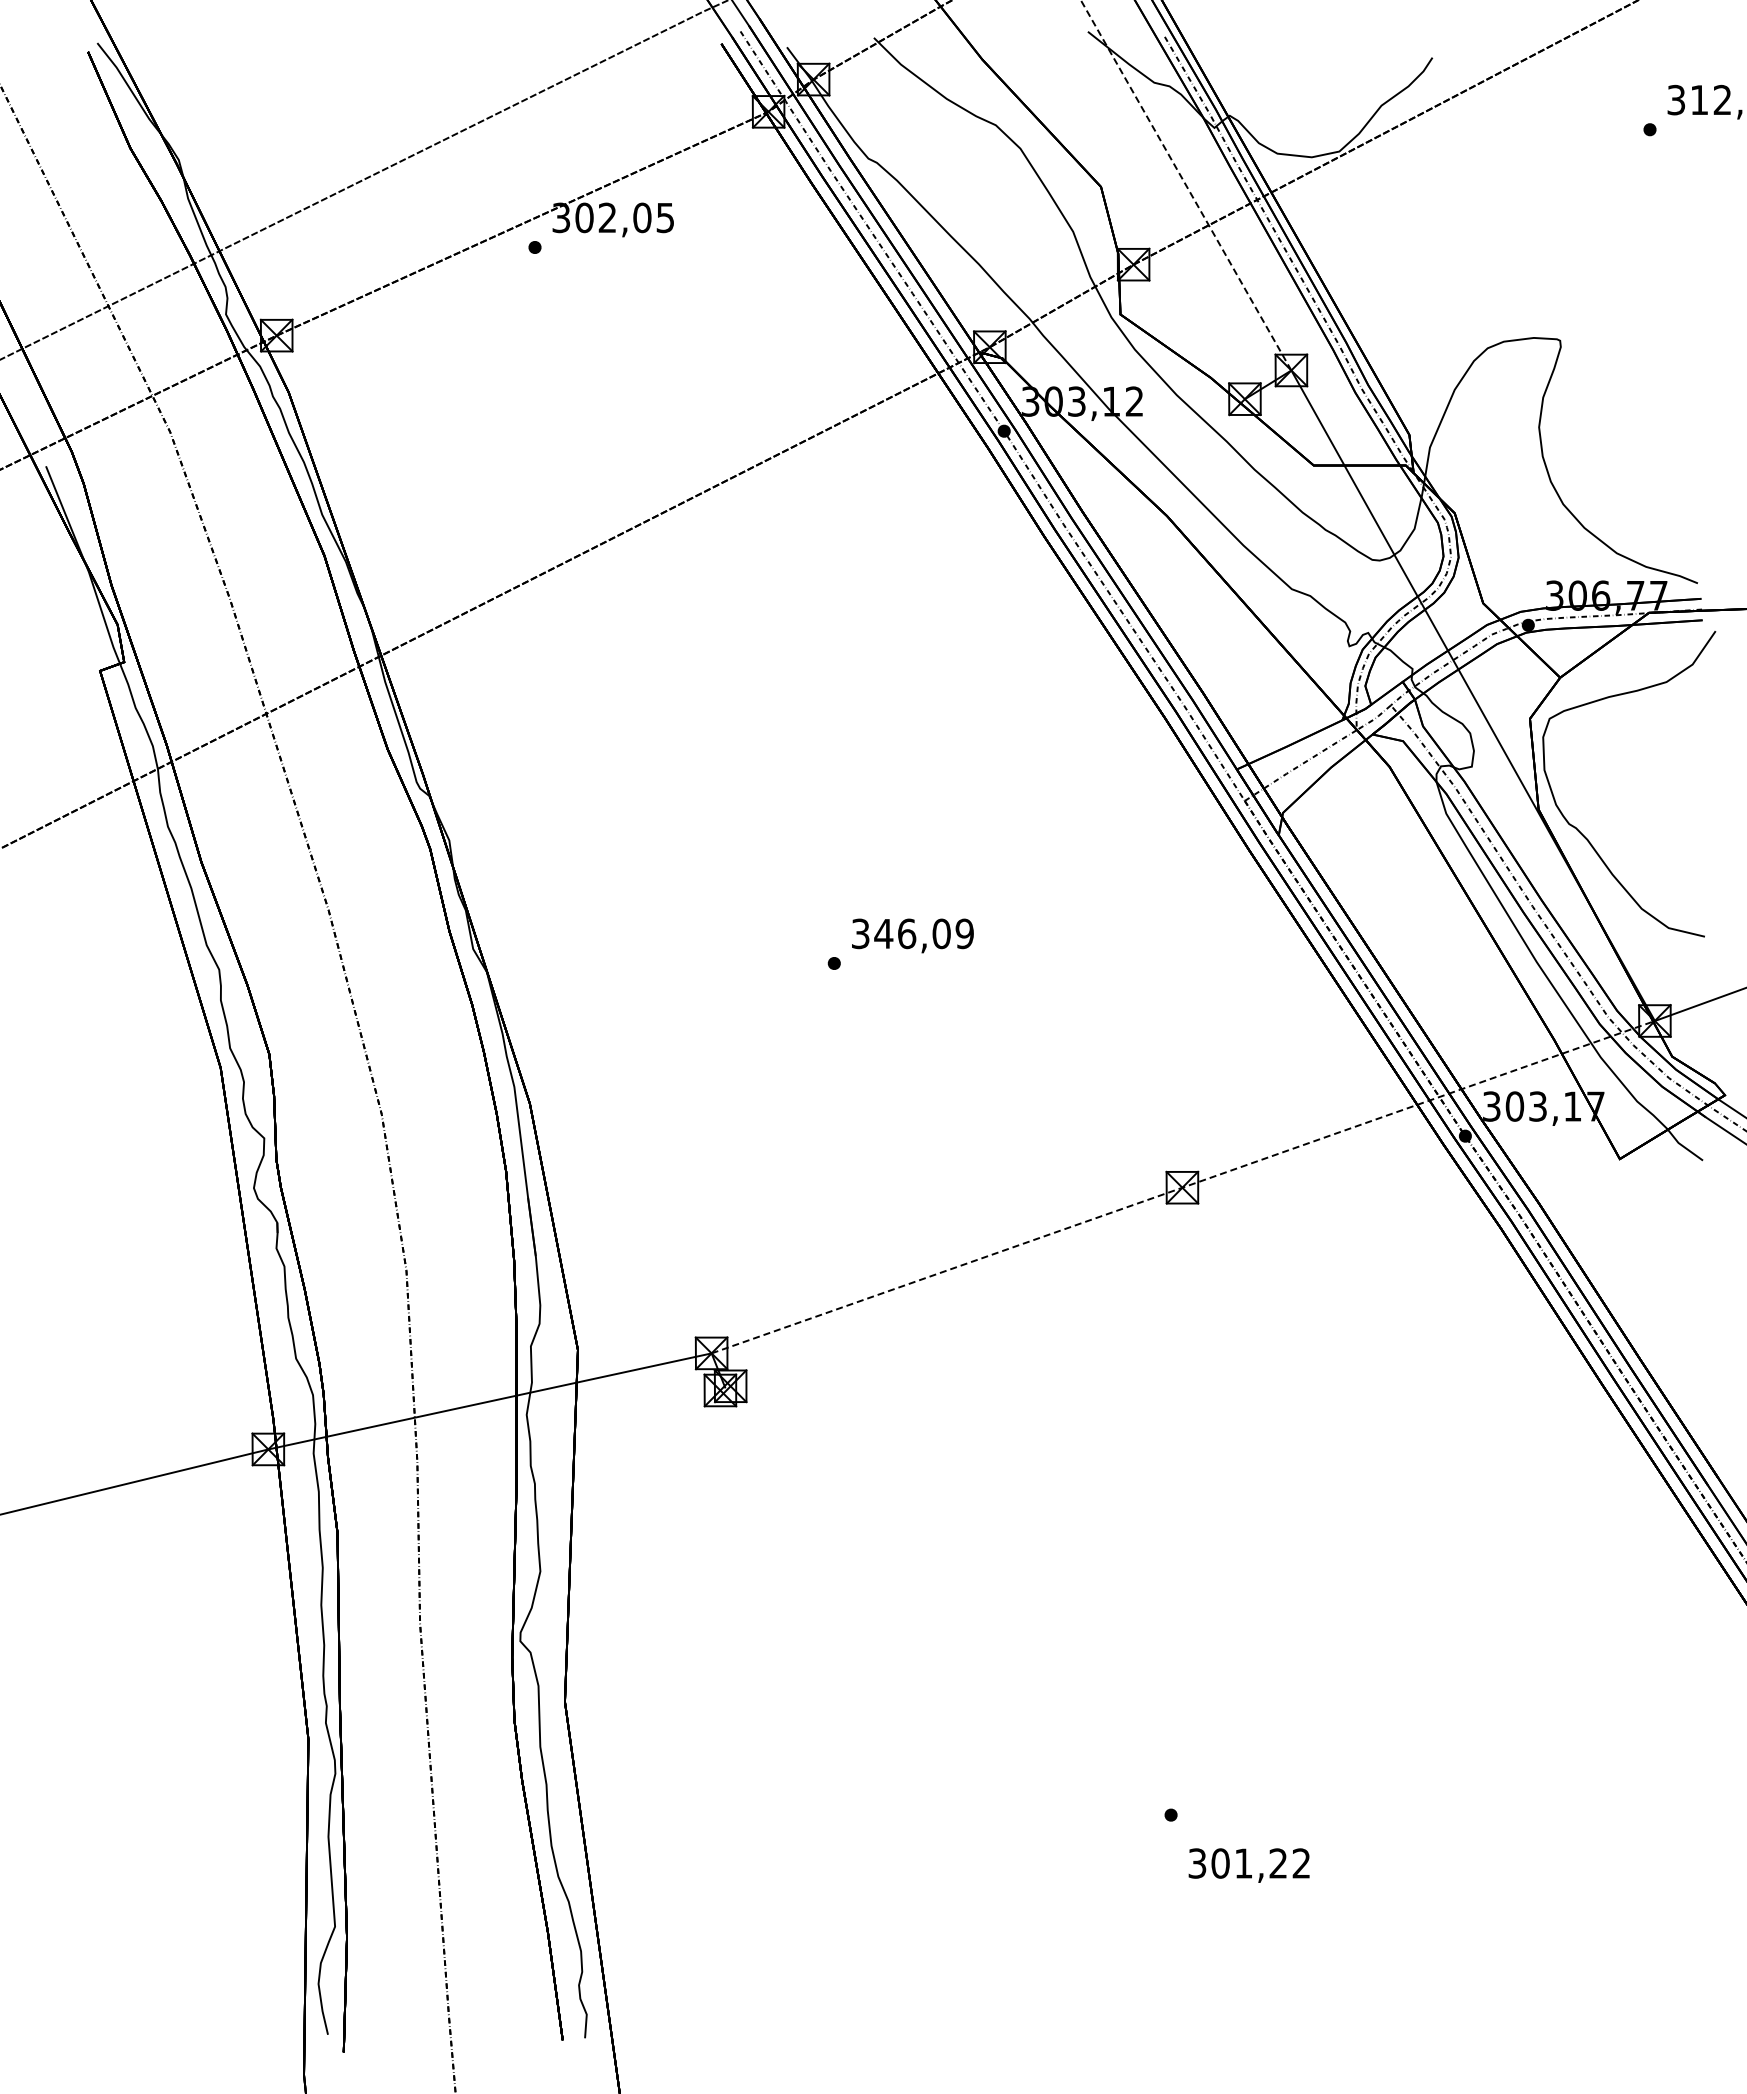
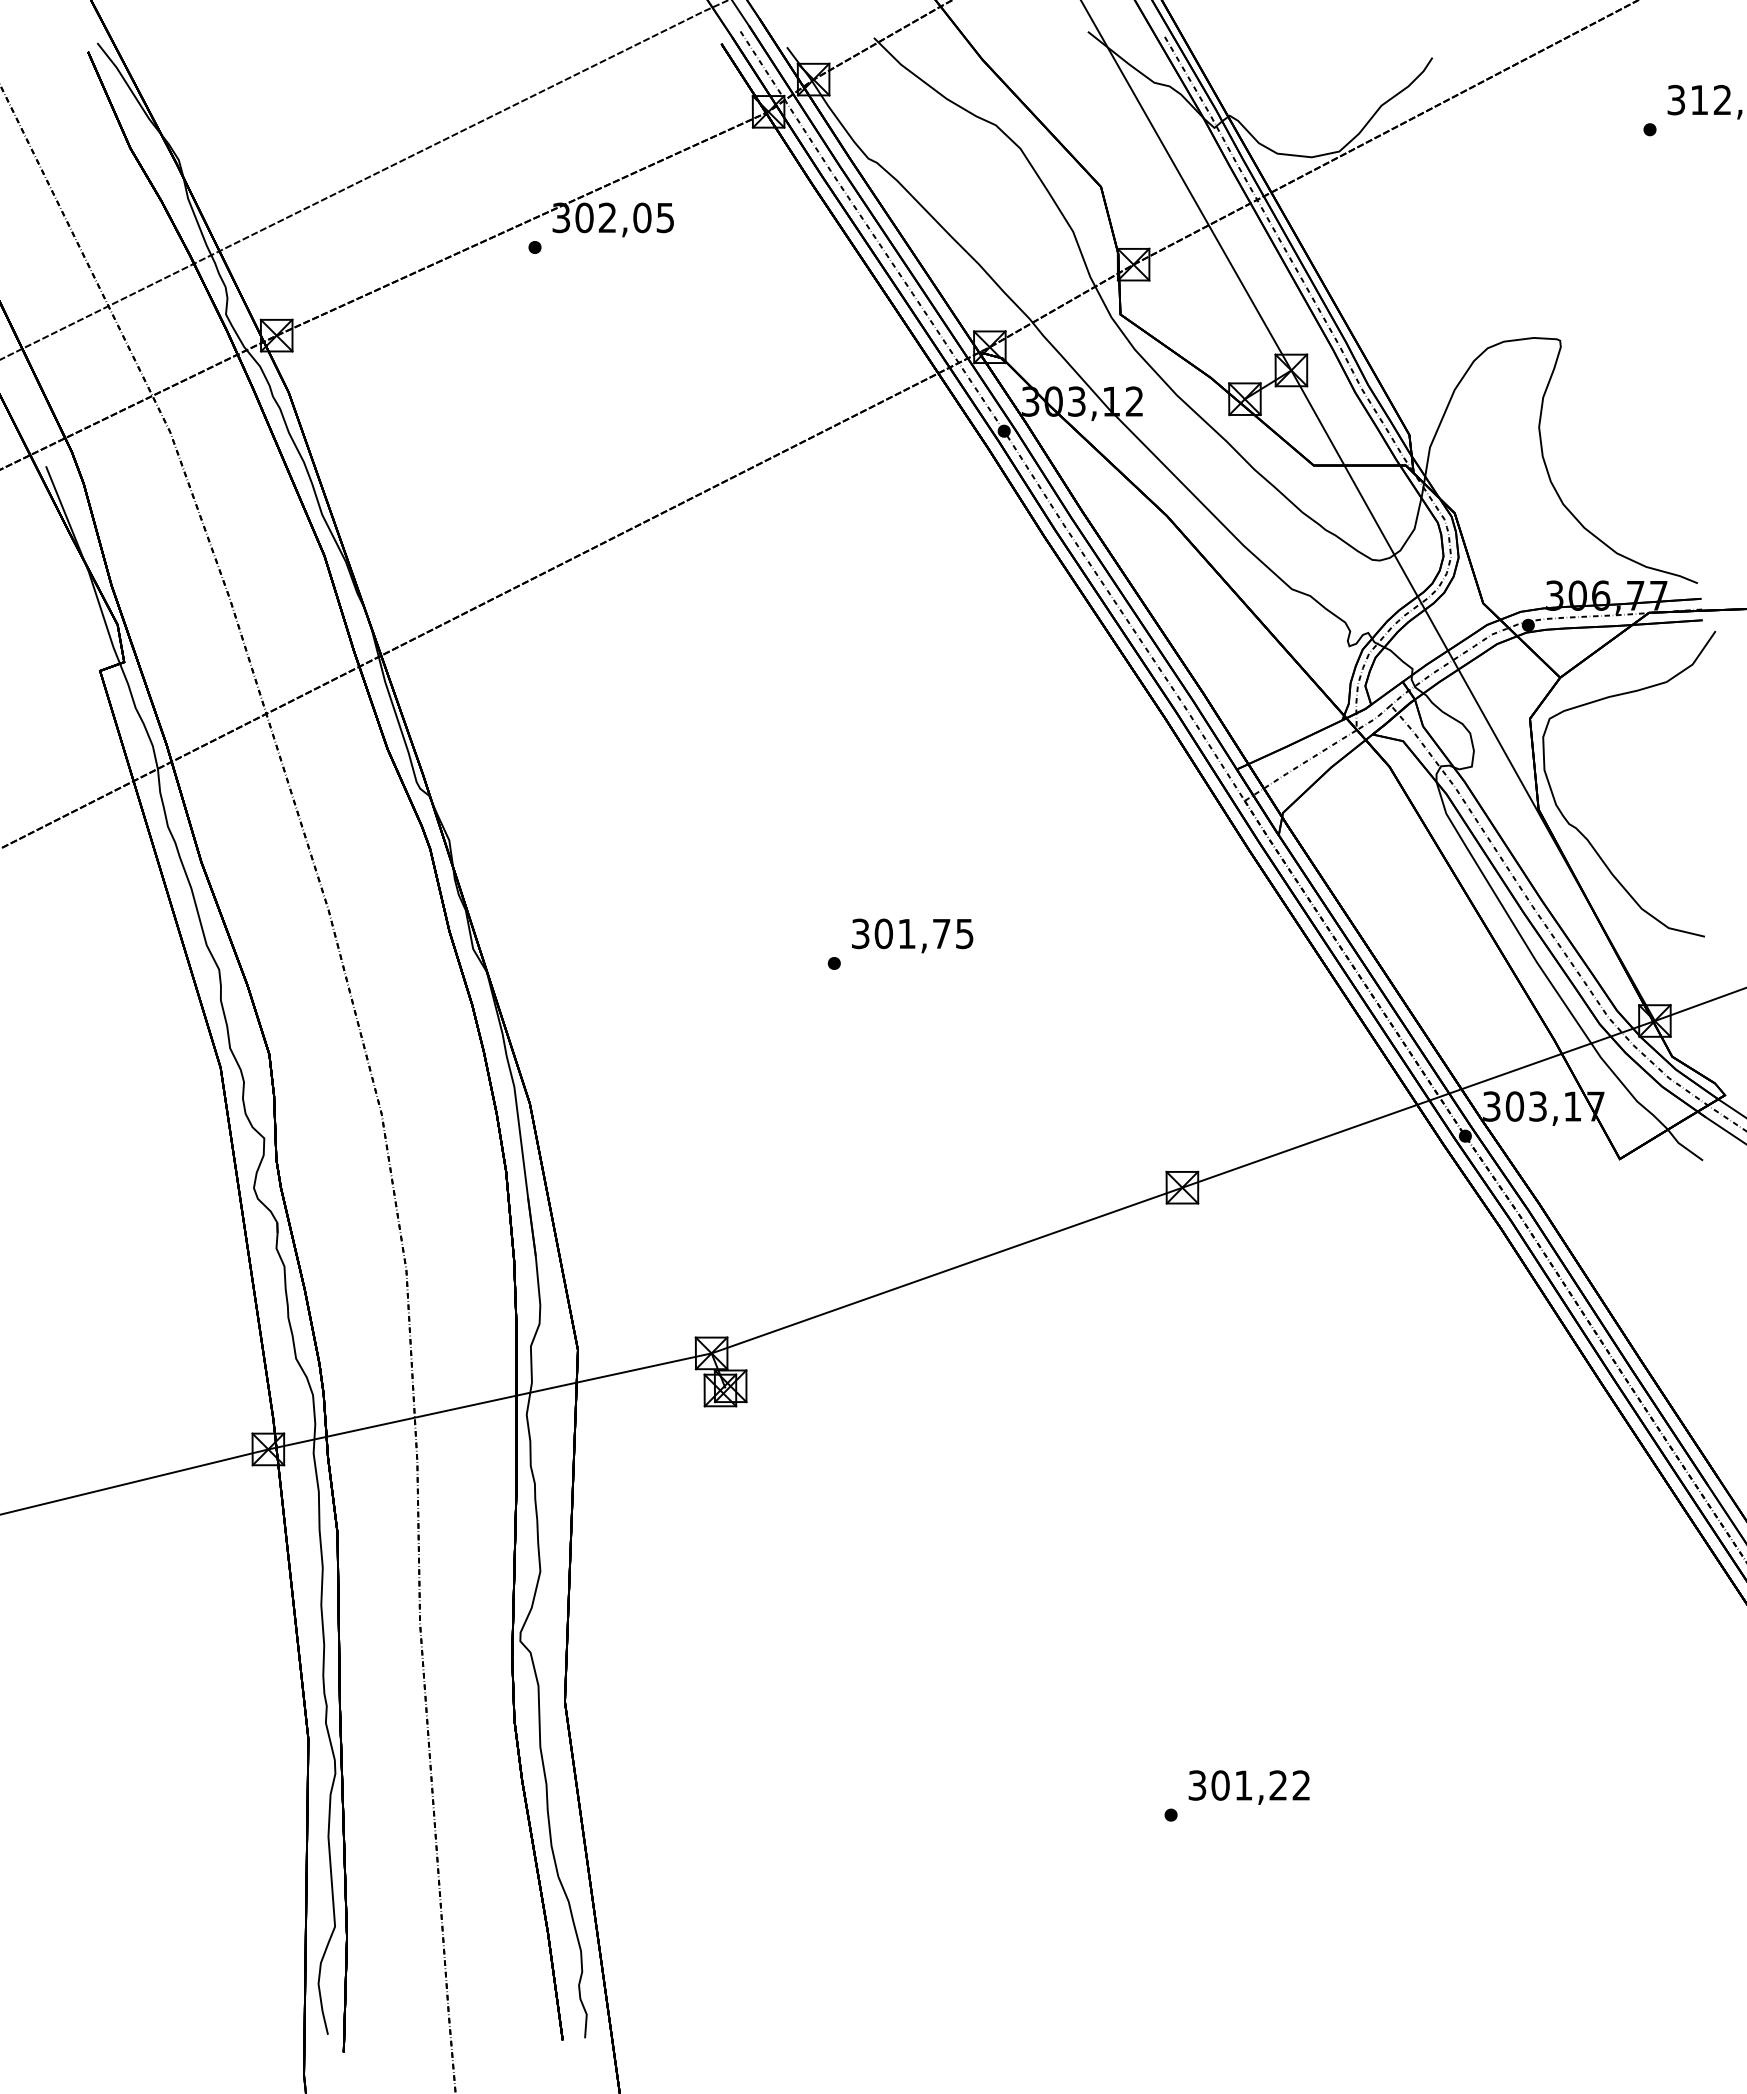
line: dashed -> solid (1186, 185)
text: 346,09 -> 301,75 (923, 933)
line: dashed -> solid (1183, 1187)
text position: (1248, 1865) -> (1248, 1787) (1248, 1787)
